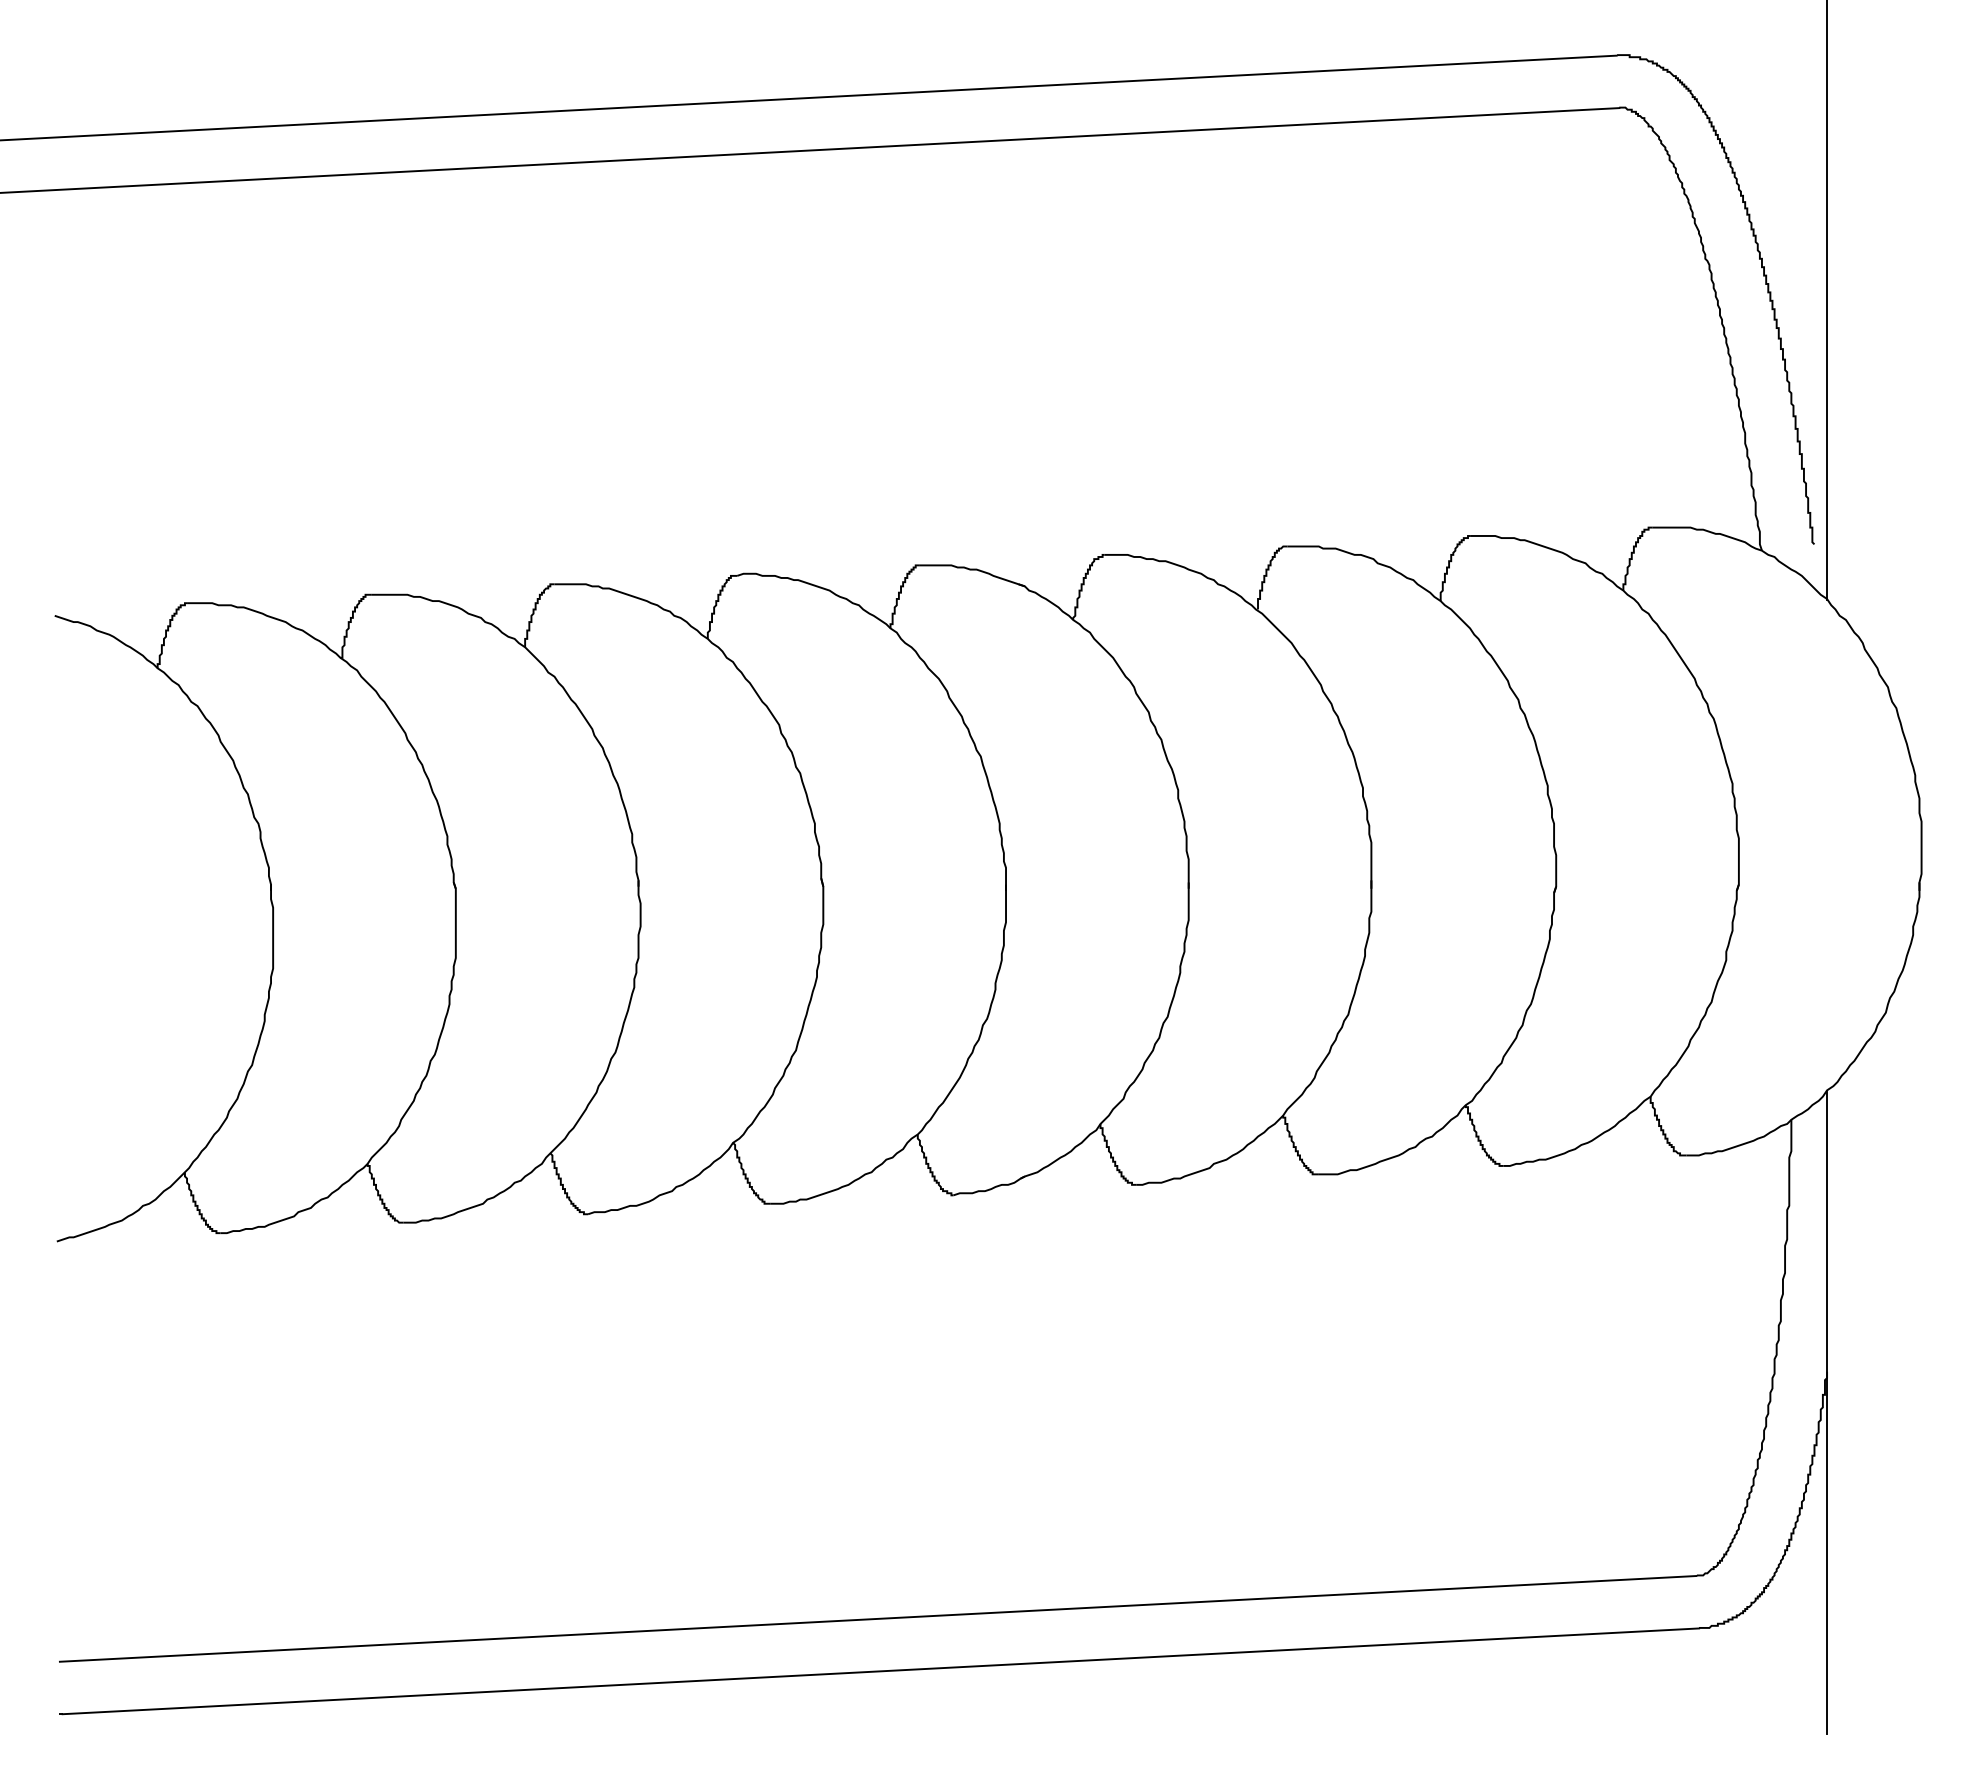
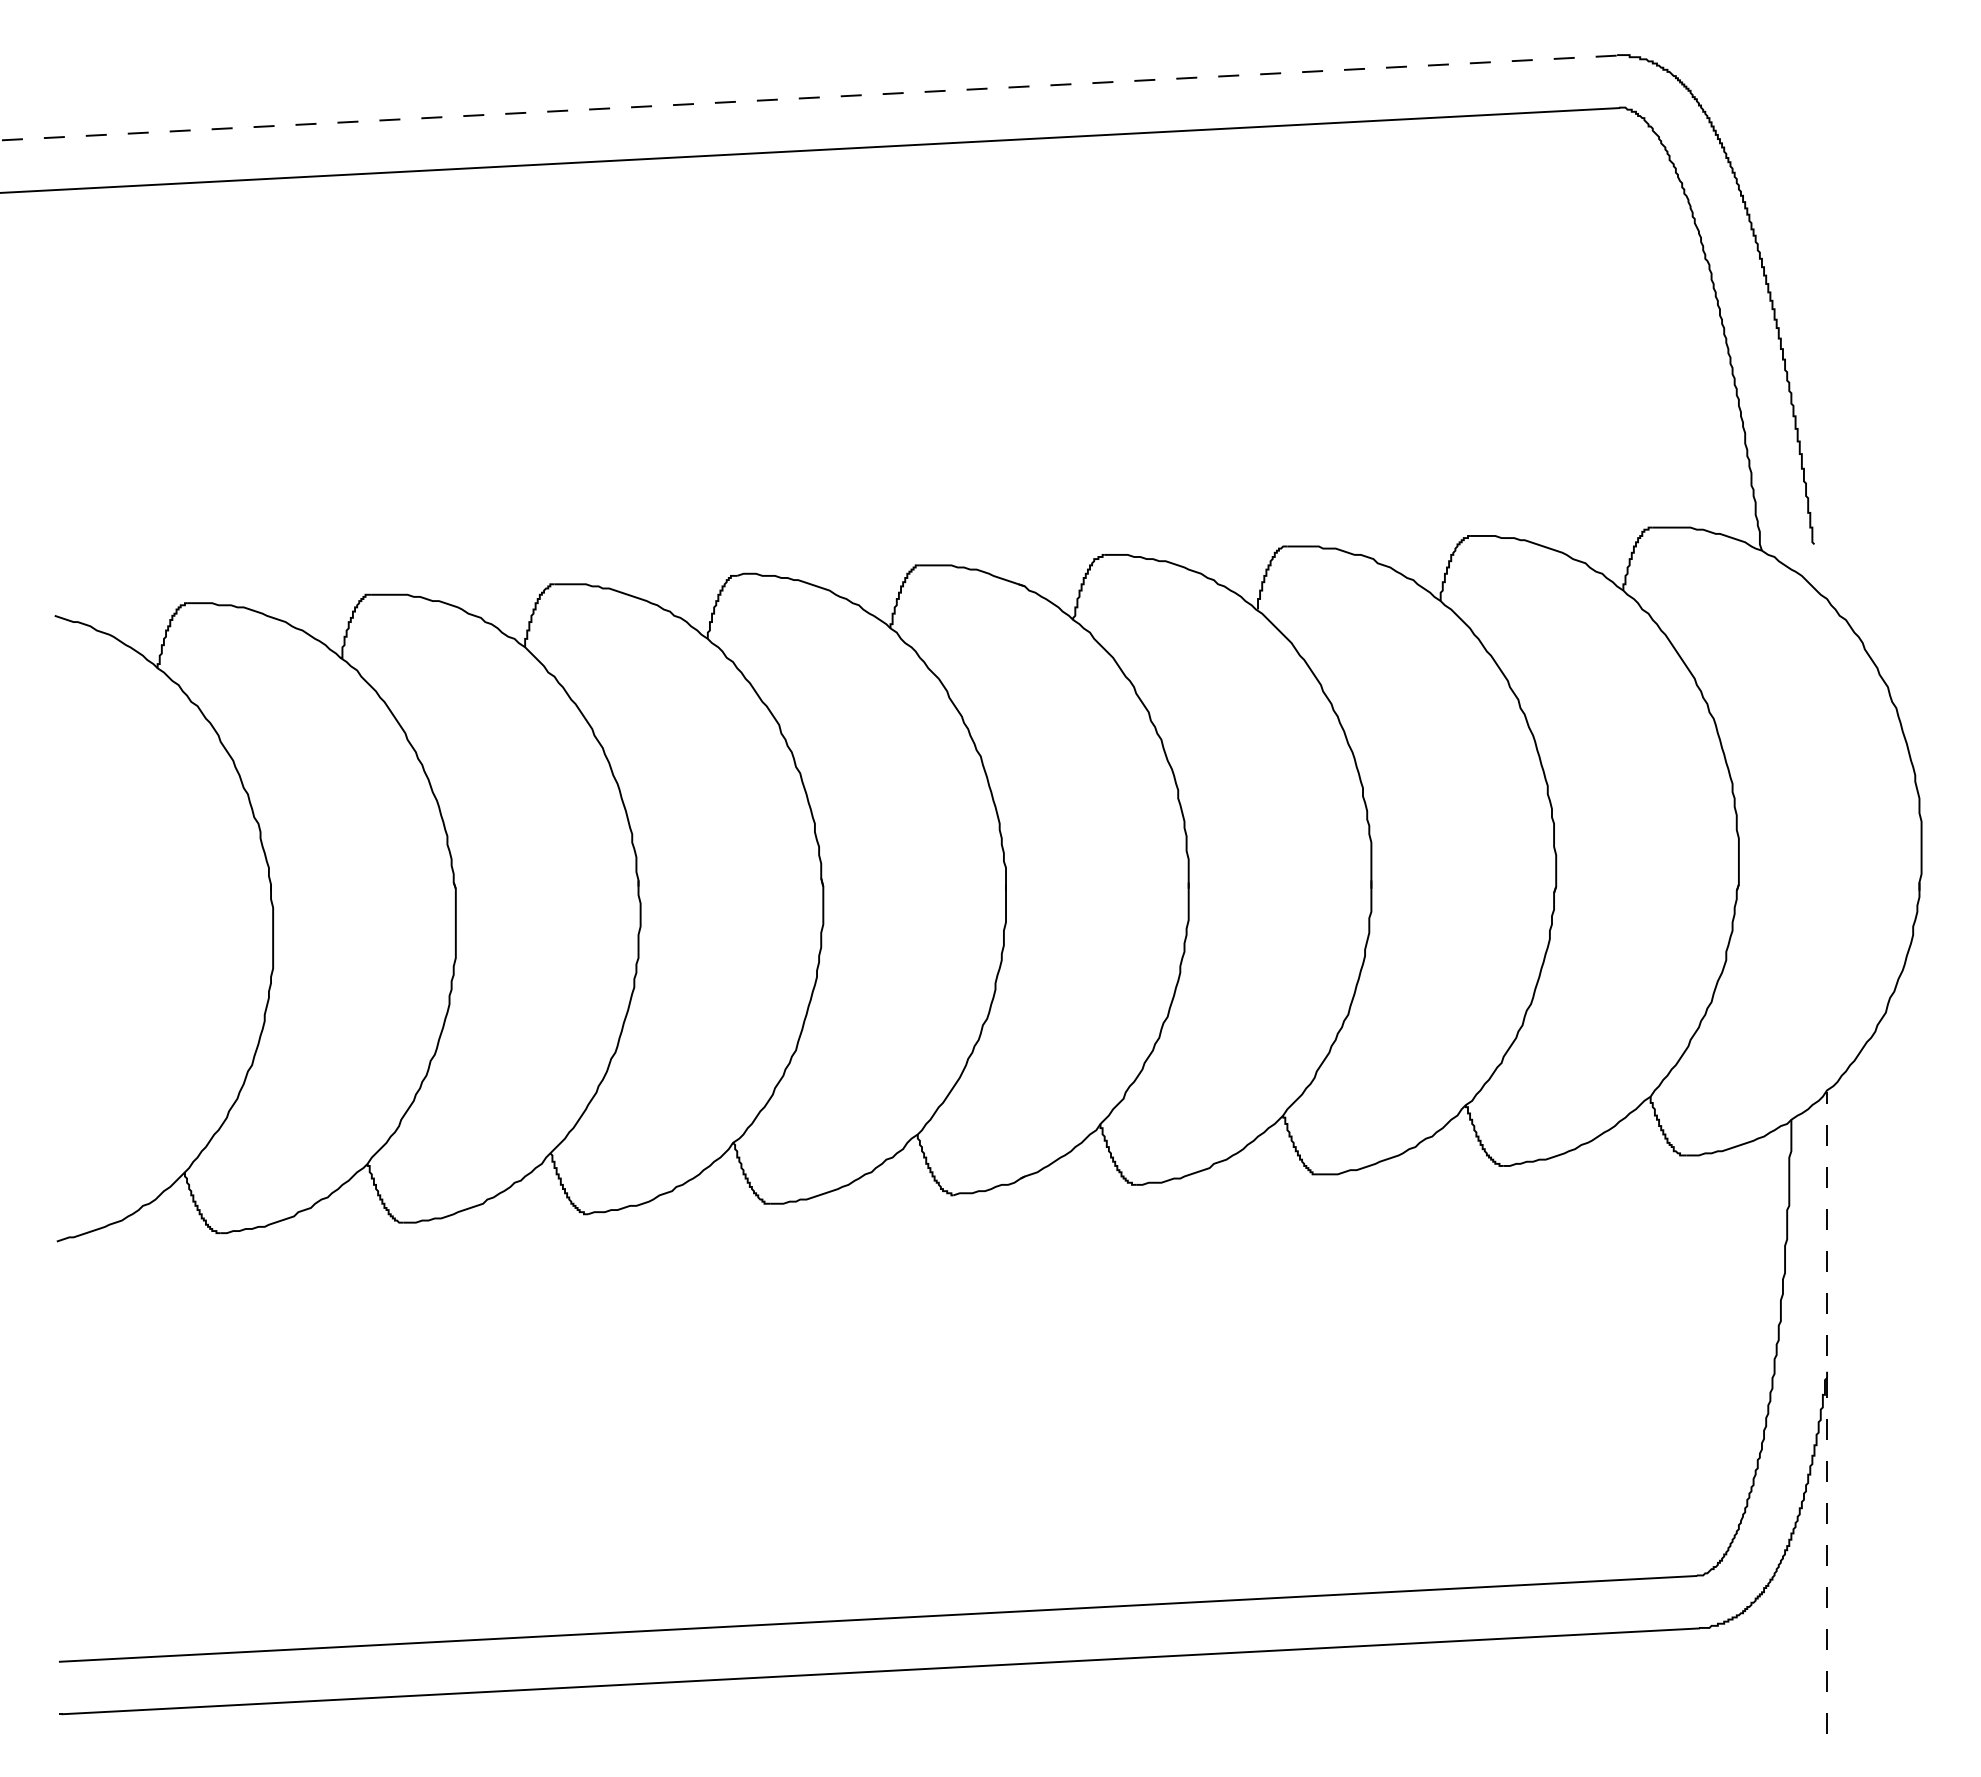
line: solid -> dashed (807, 98)
line: present -> none (1826, 301)
line: solid -> dashed (1826, 1412)
